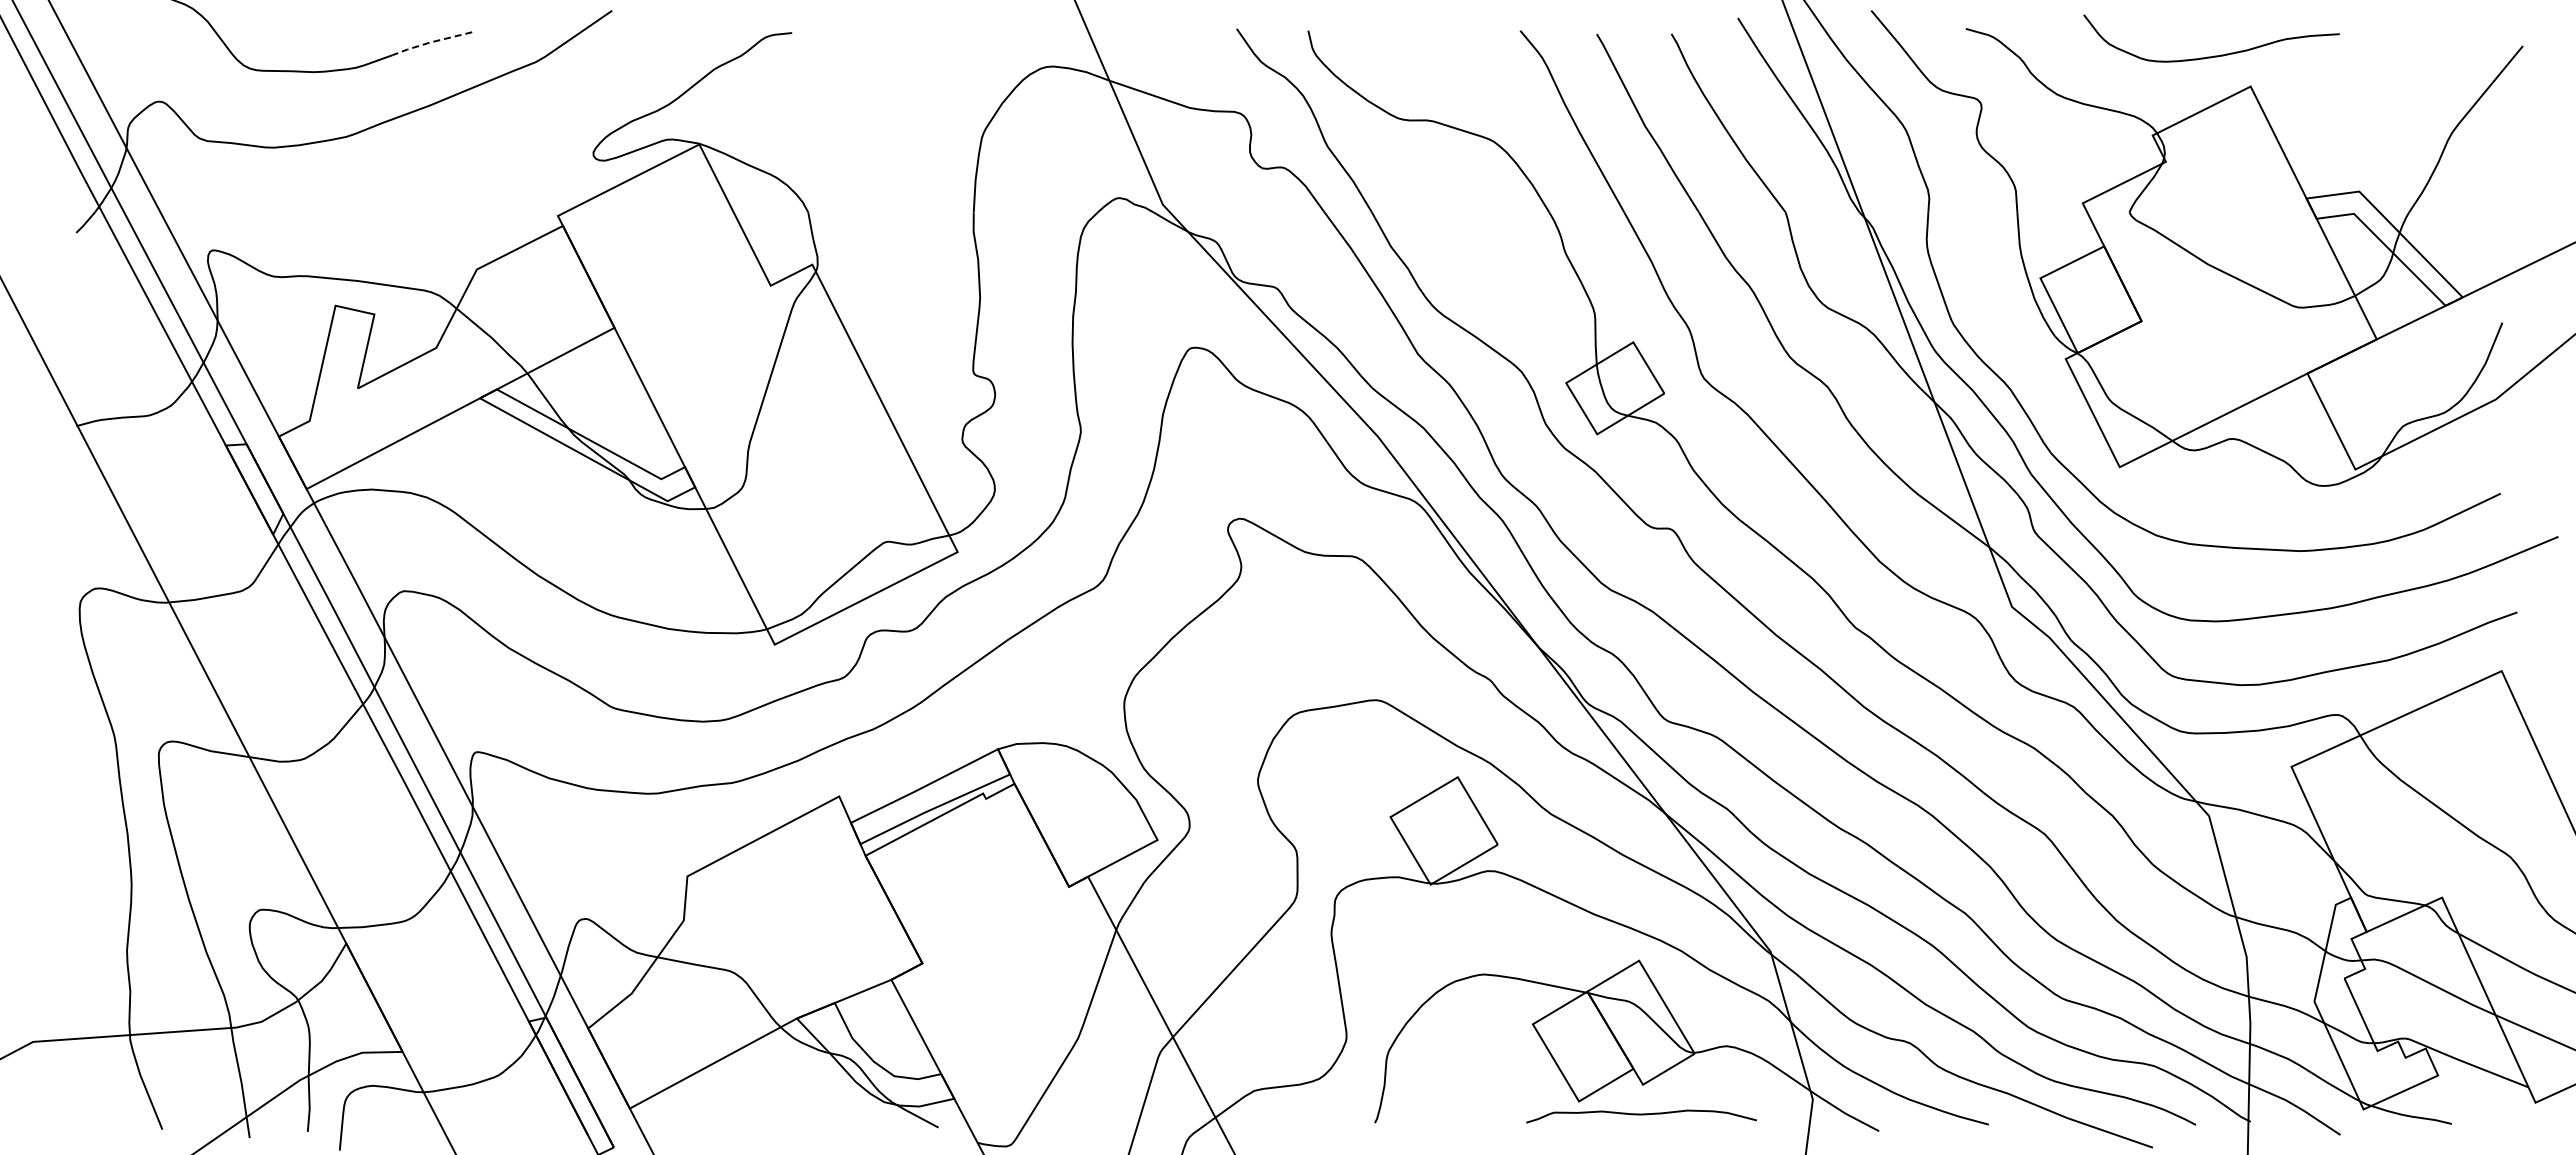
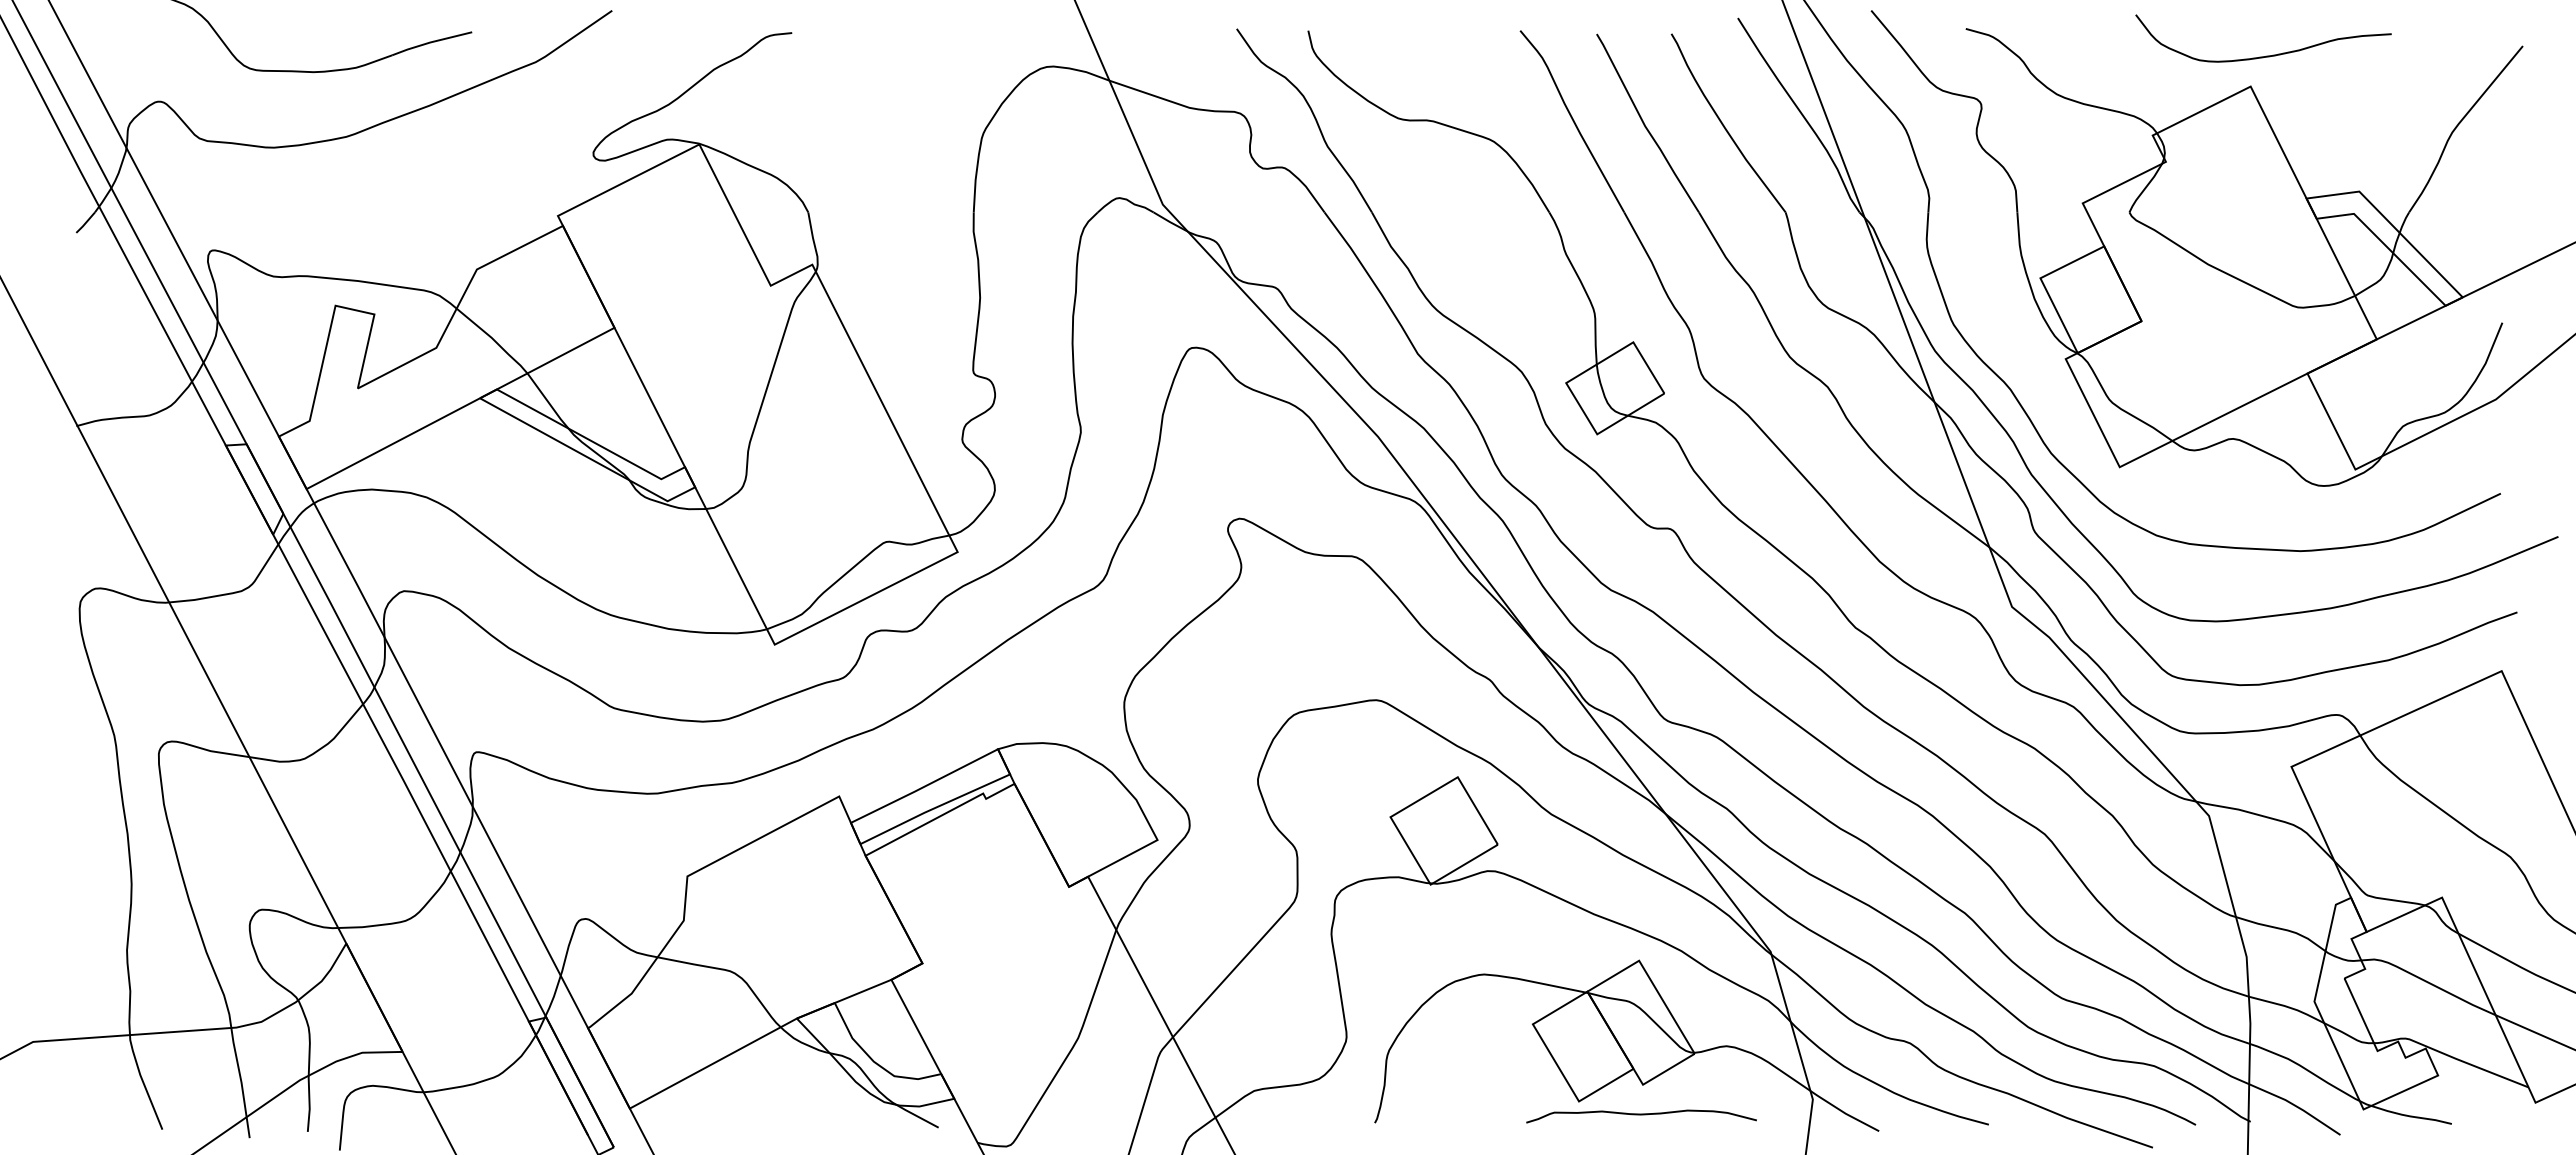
line: dashed -> solid (430, 42)
curve position: (2214, 55) -> (2266, 55) (2266, 55)
